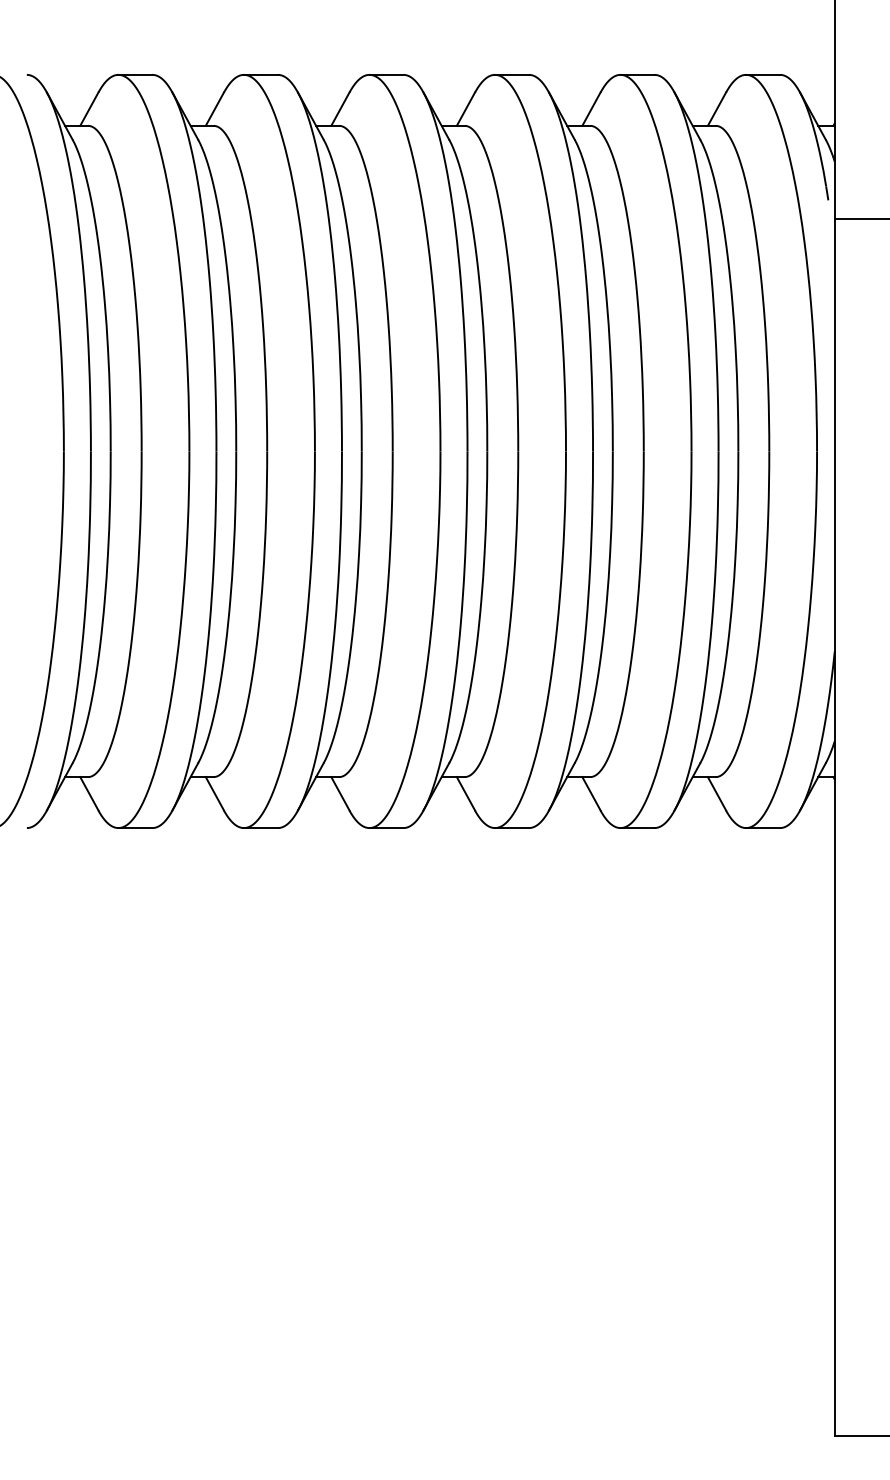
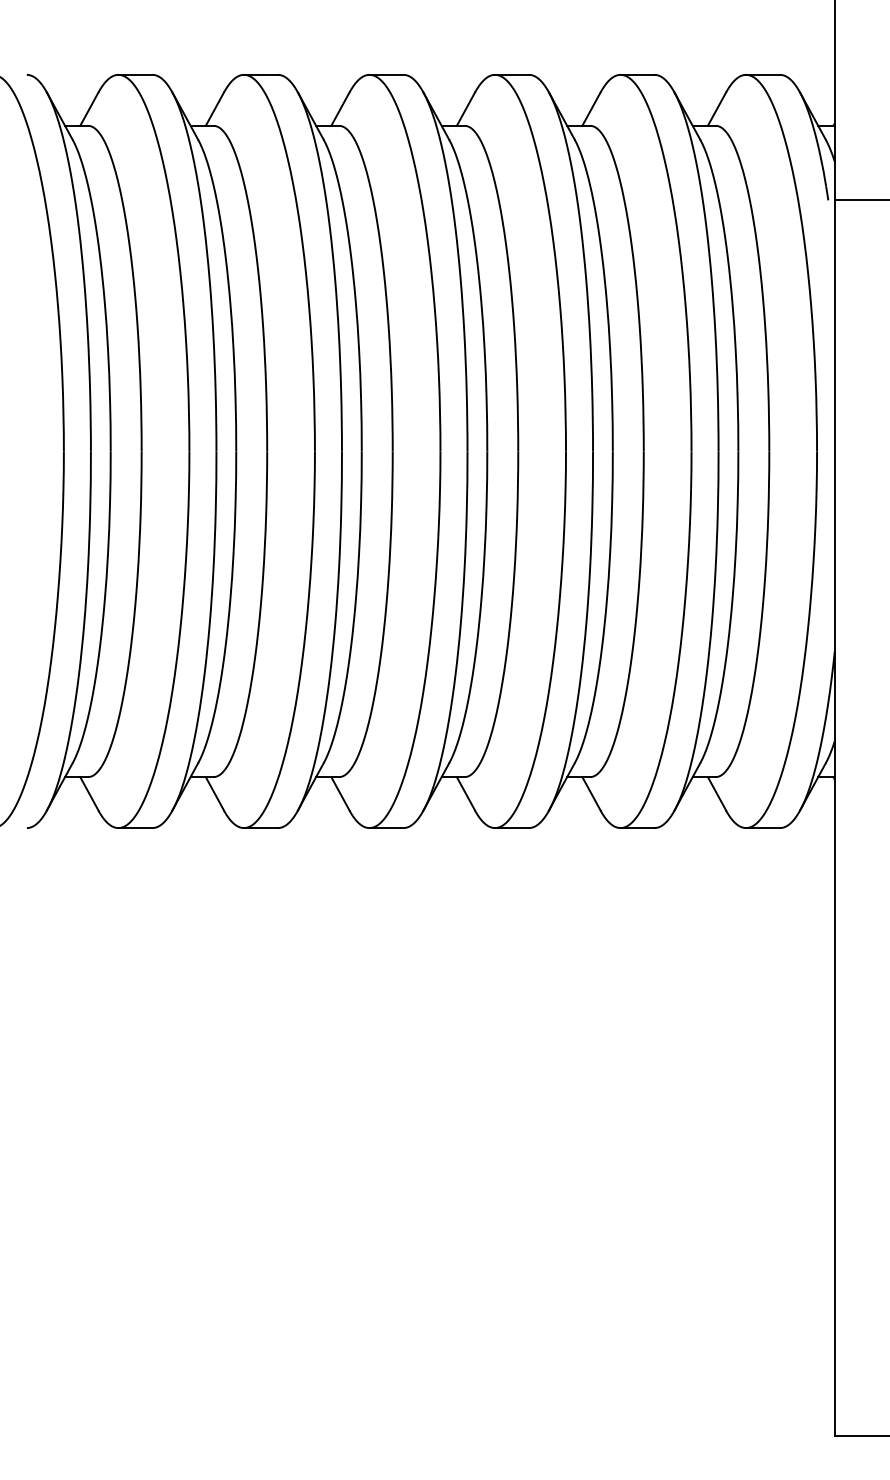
line position: (860, 219) -> (860, 200) (860, 200)
